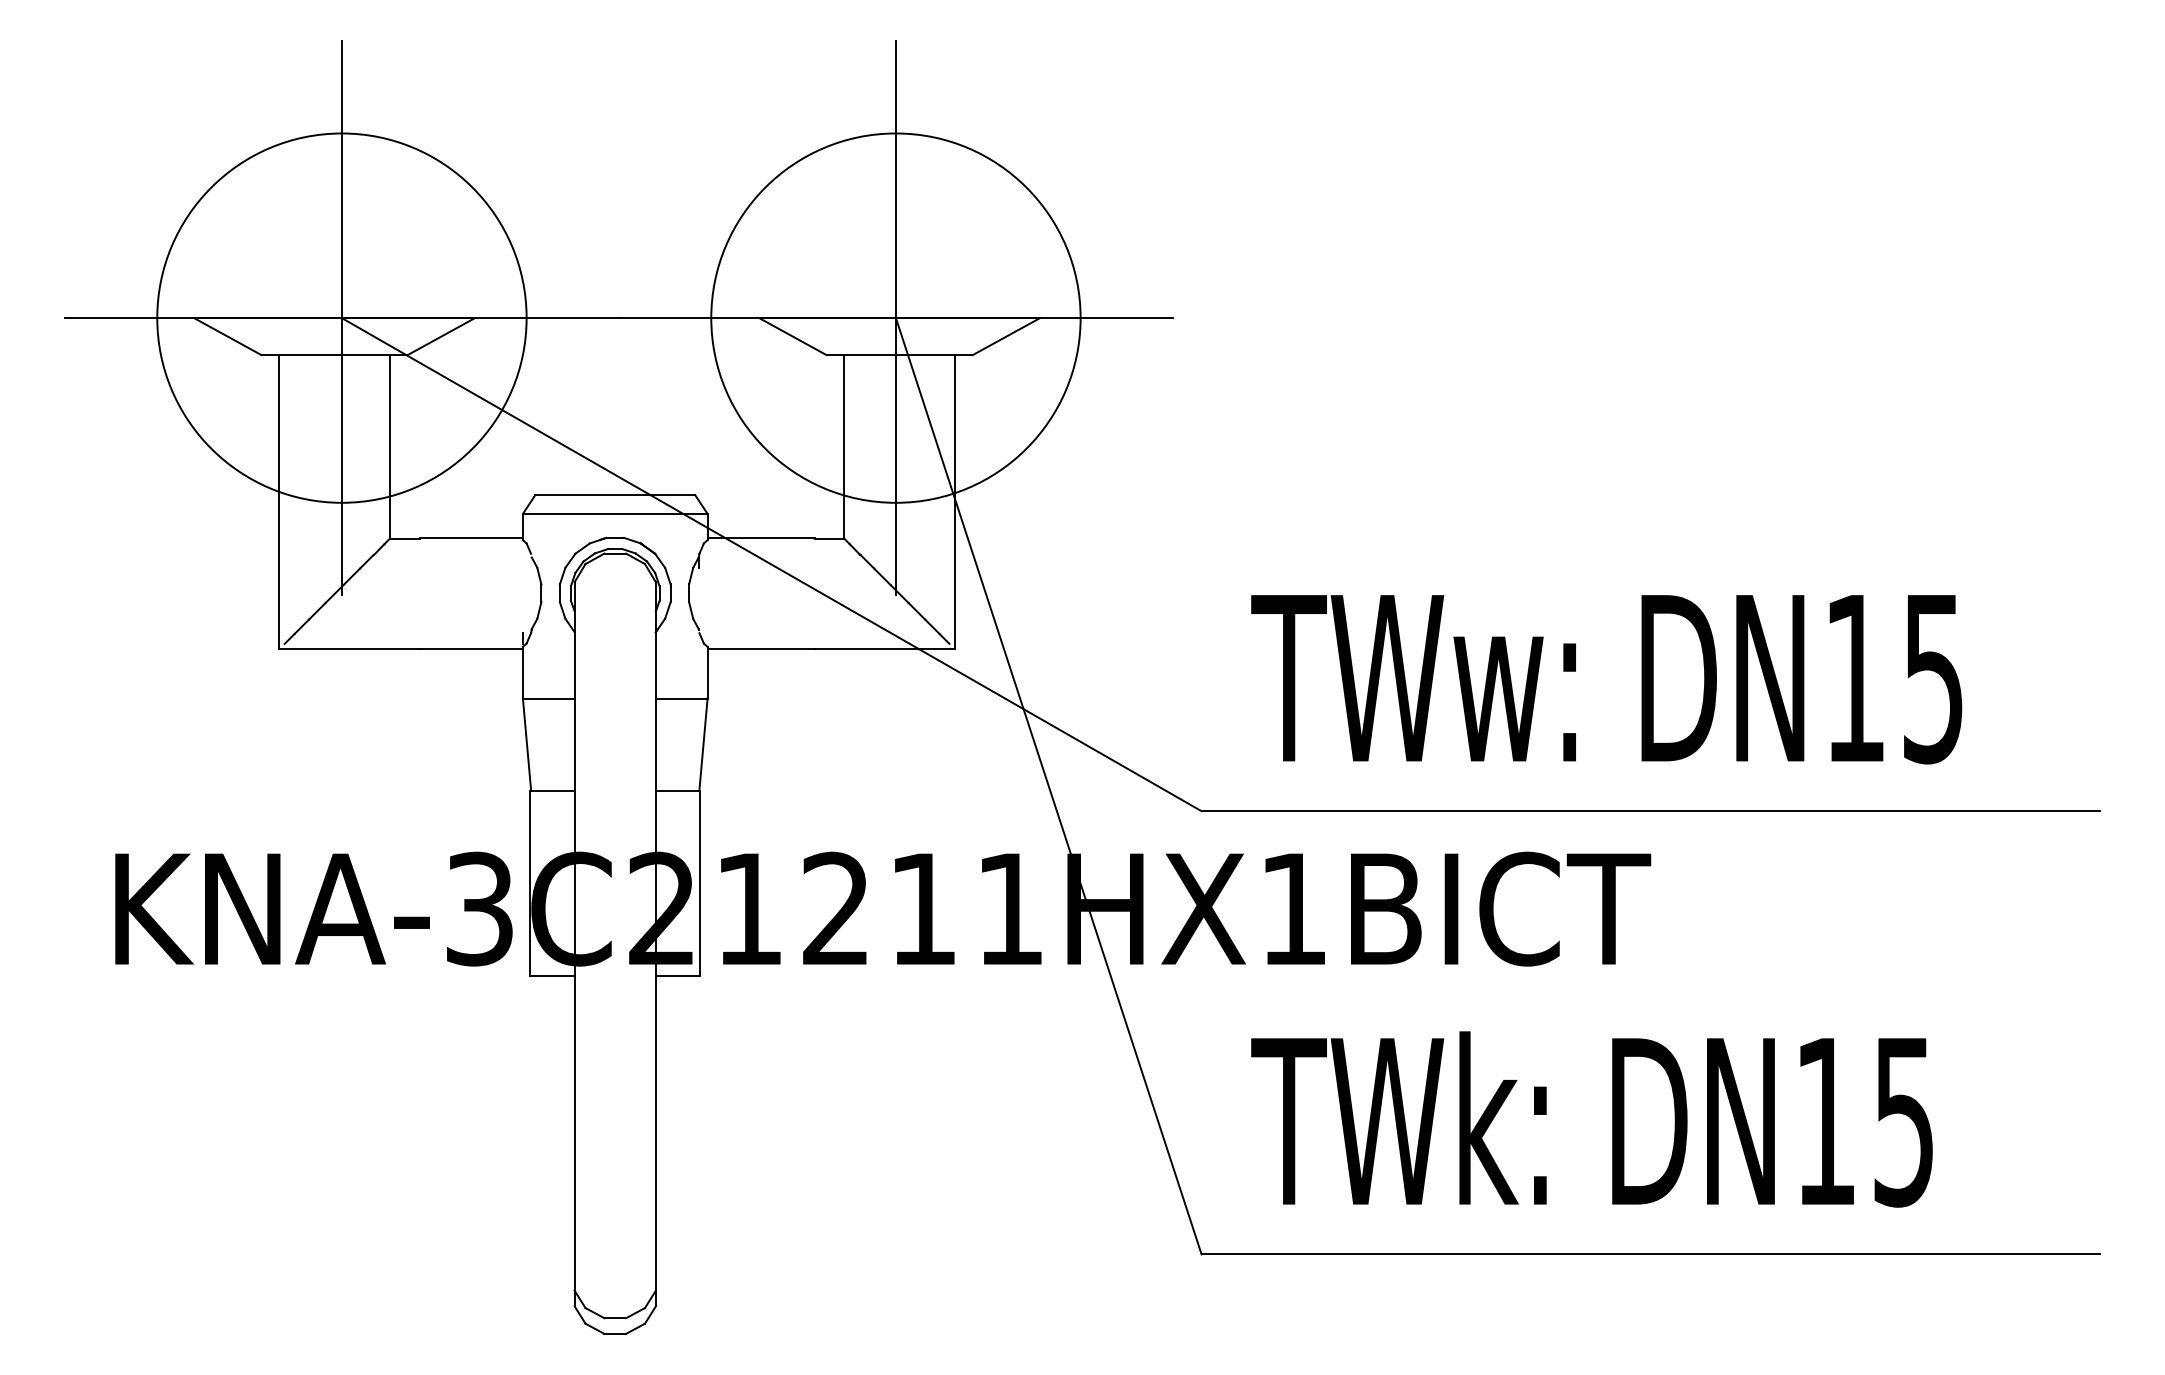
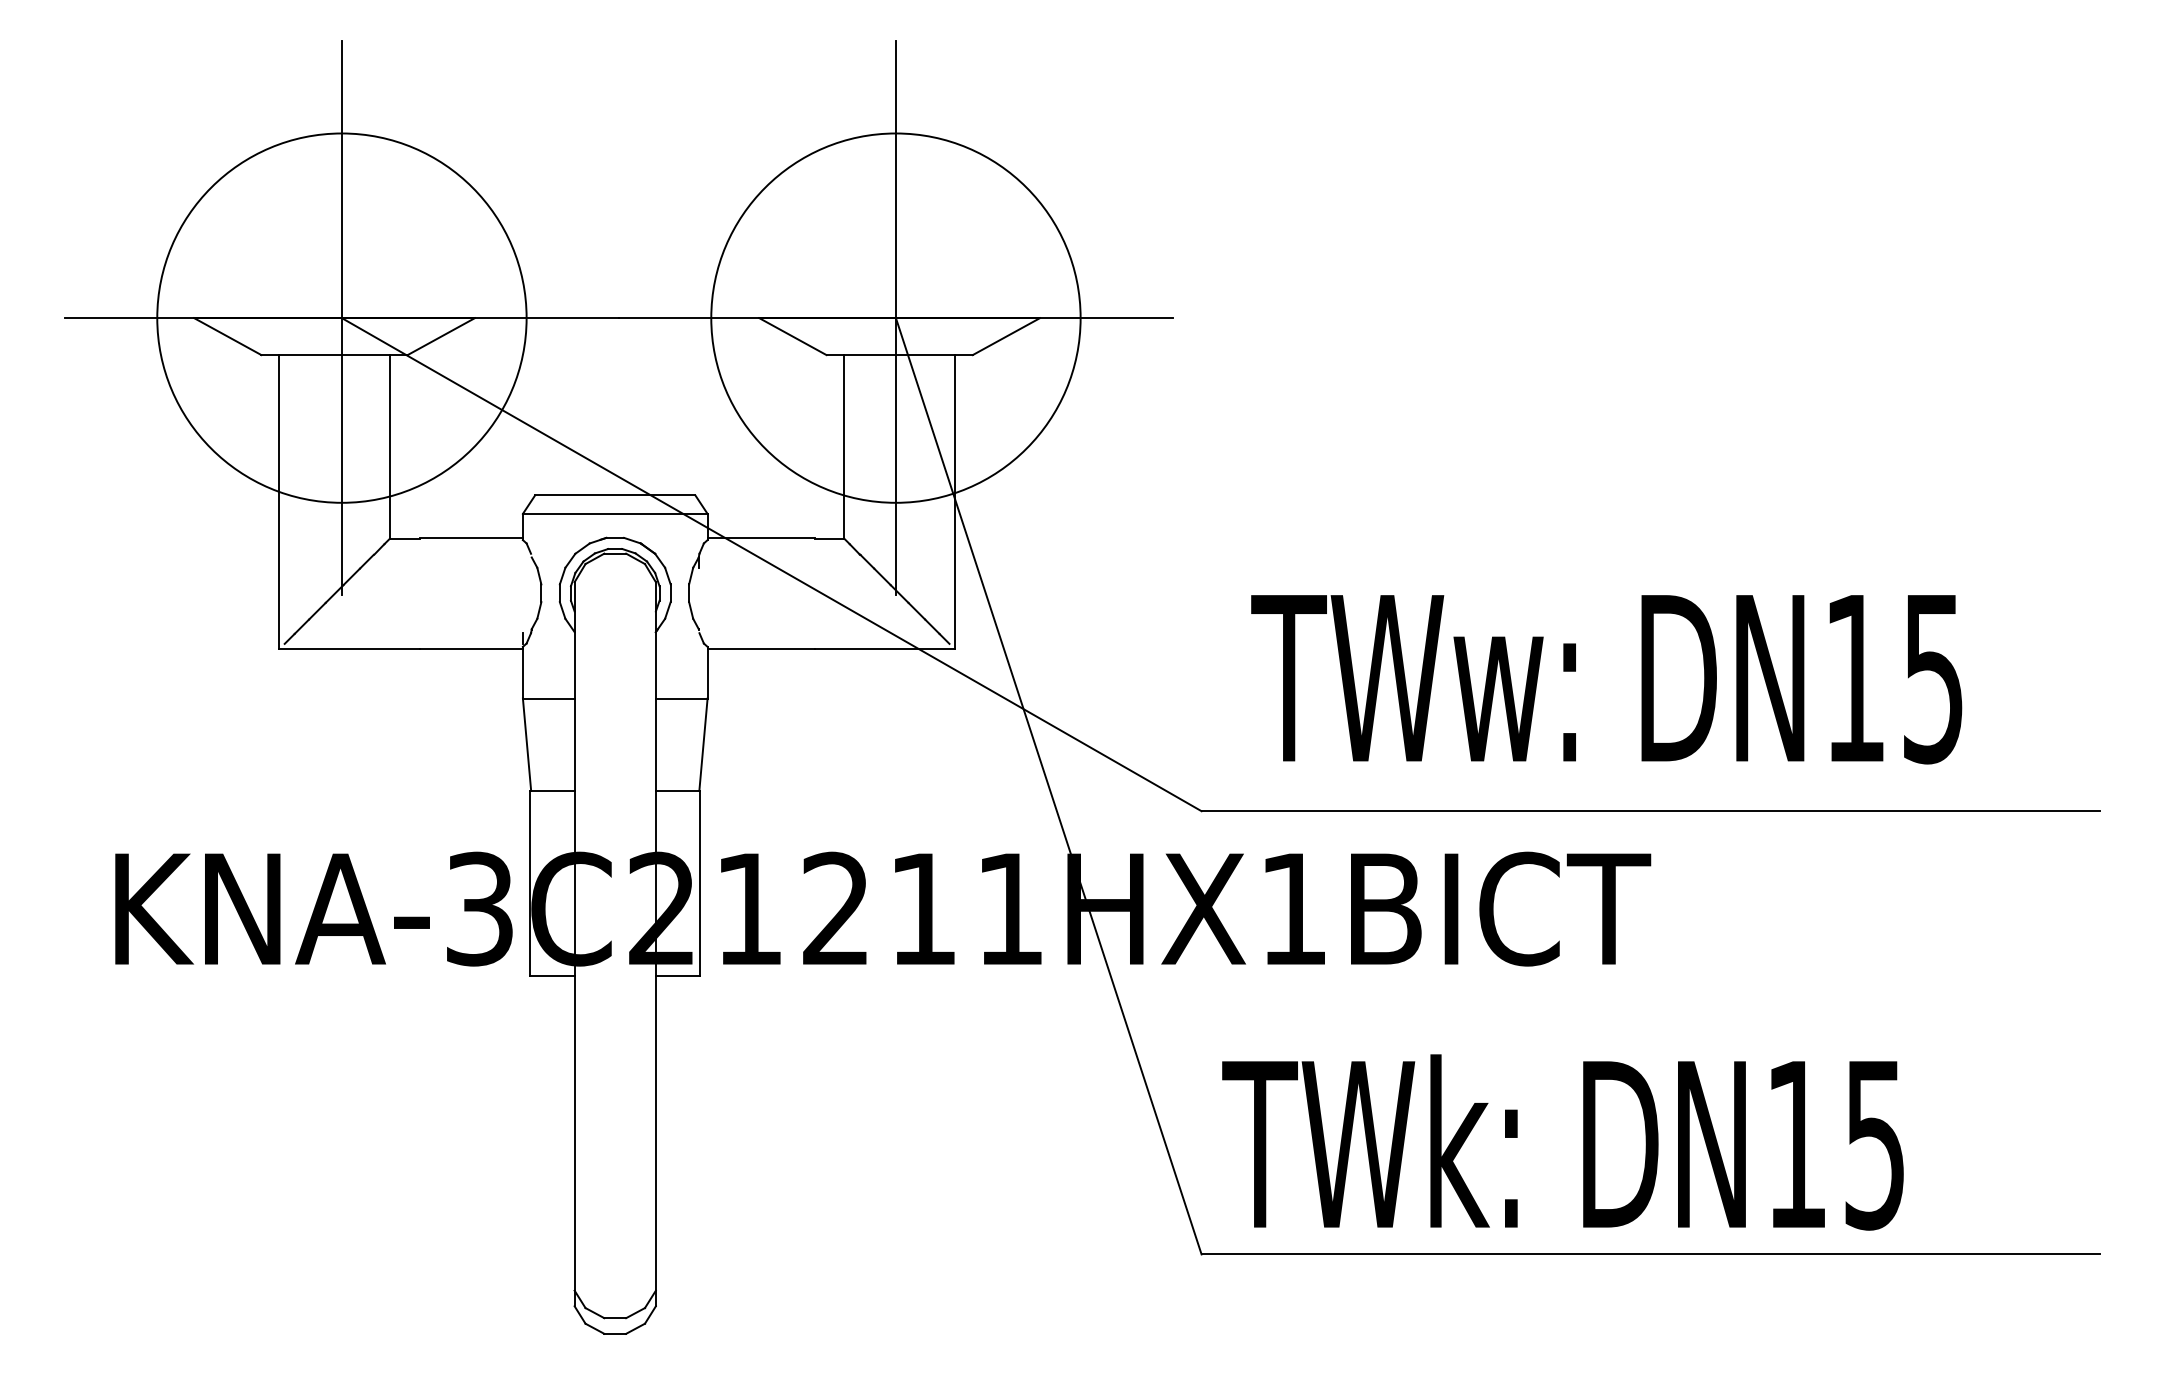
text position: (1591, 1119) -> (1562, 1142) (1562, 1142)
